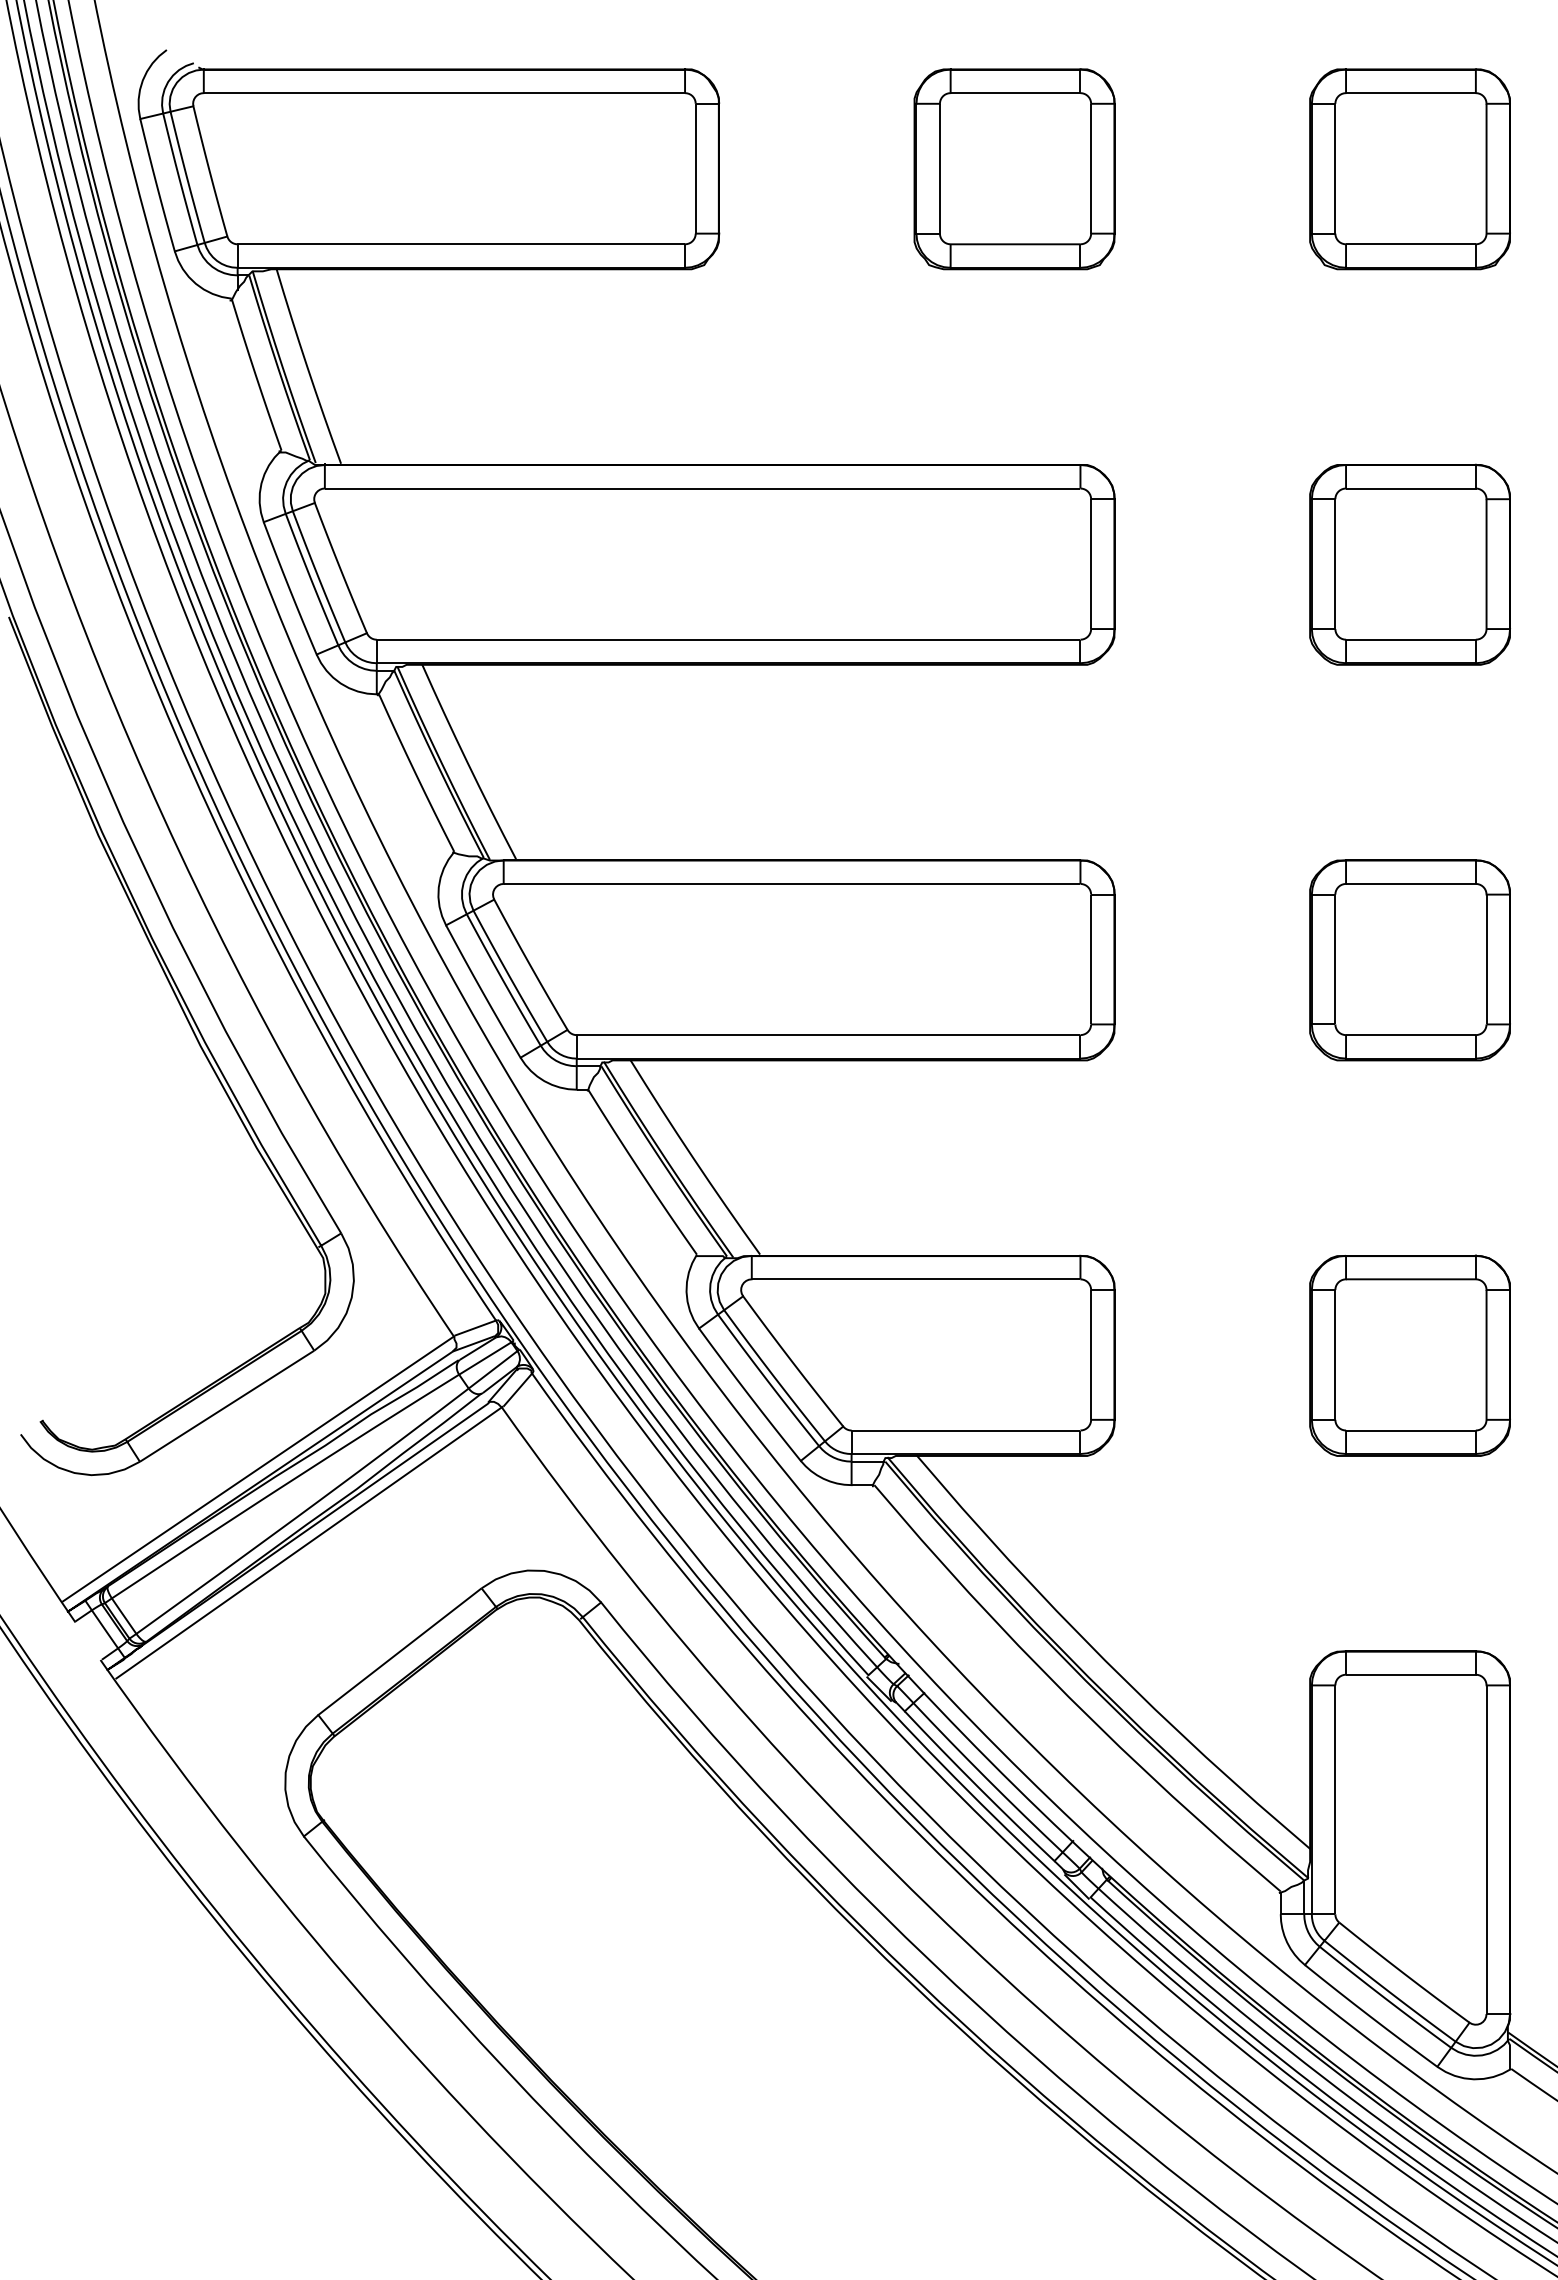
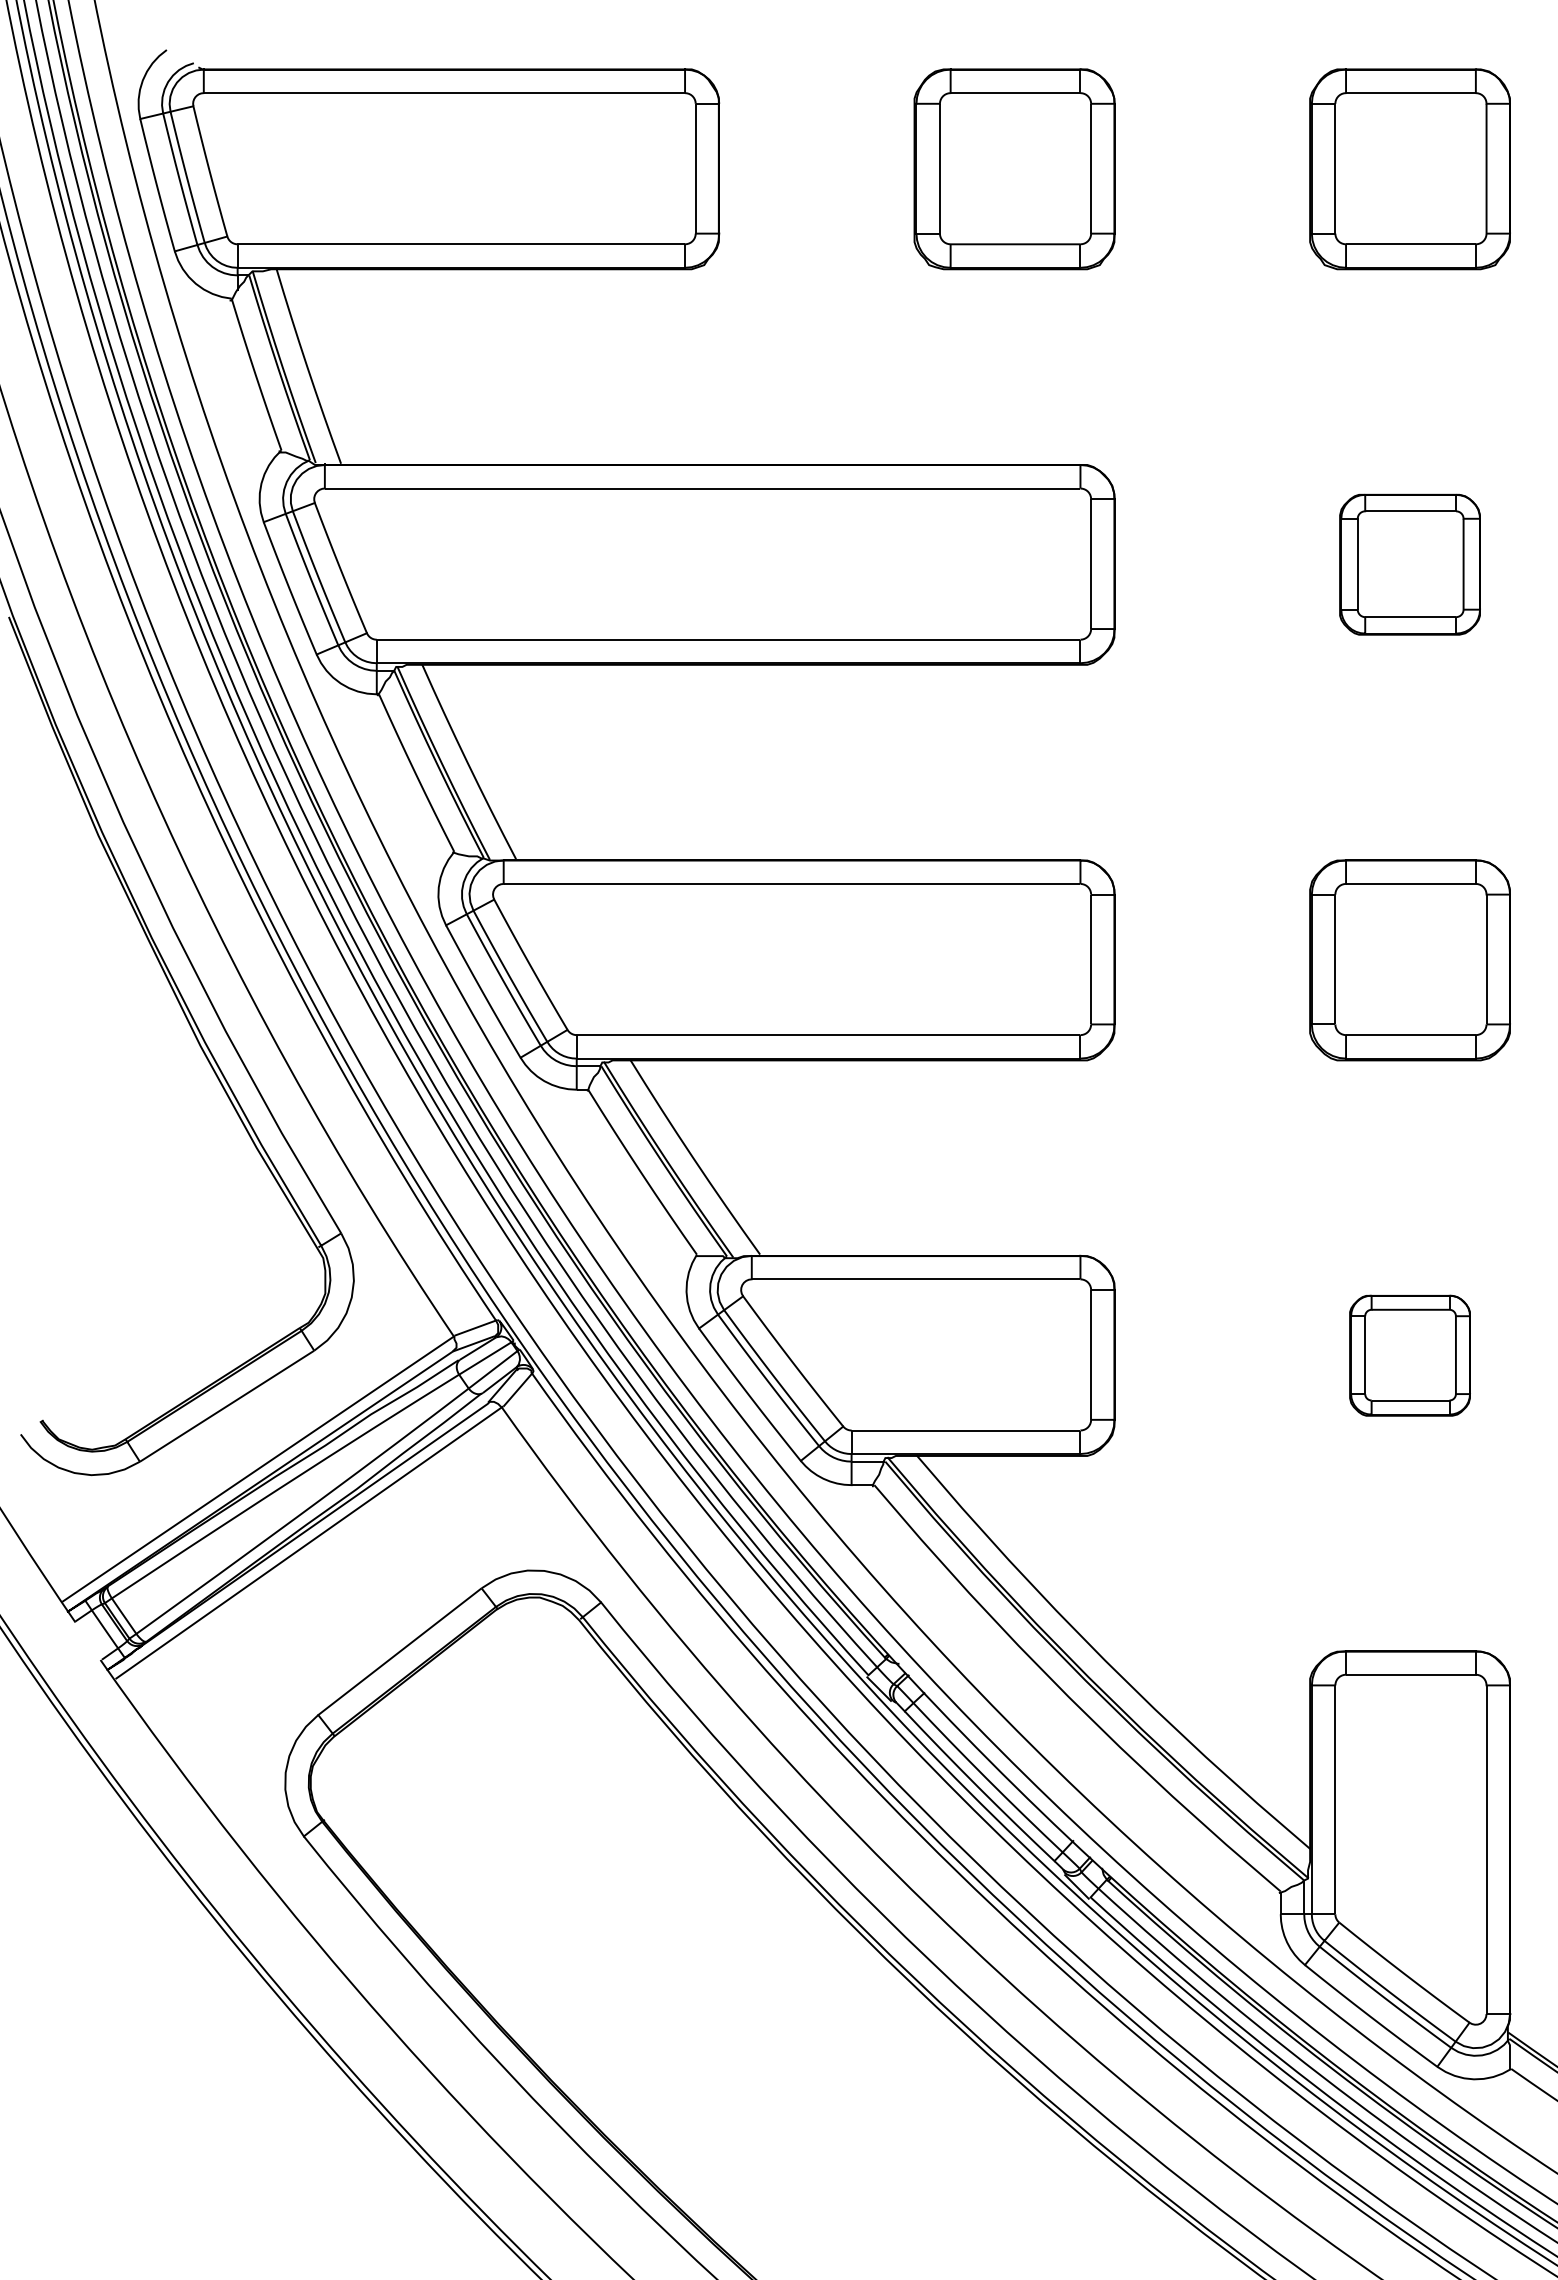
part size: 202x203 px -> 142x143 px (1409, 564)
part size: 202x203 px -> 122x123 px (1409, 1355)
